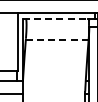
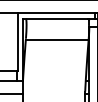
line: dashed -> solid (55, 19)
line: dashed -> solid (56, 39)
